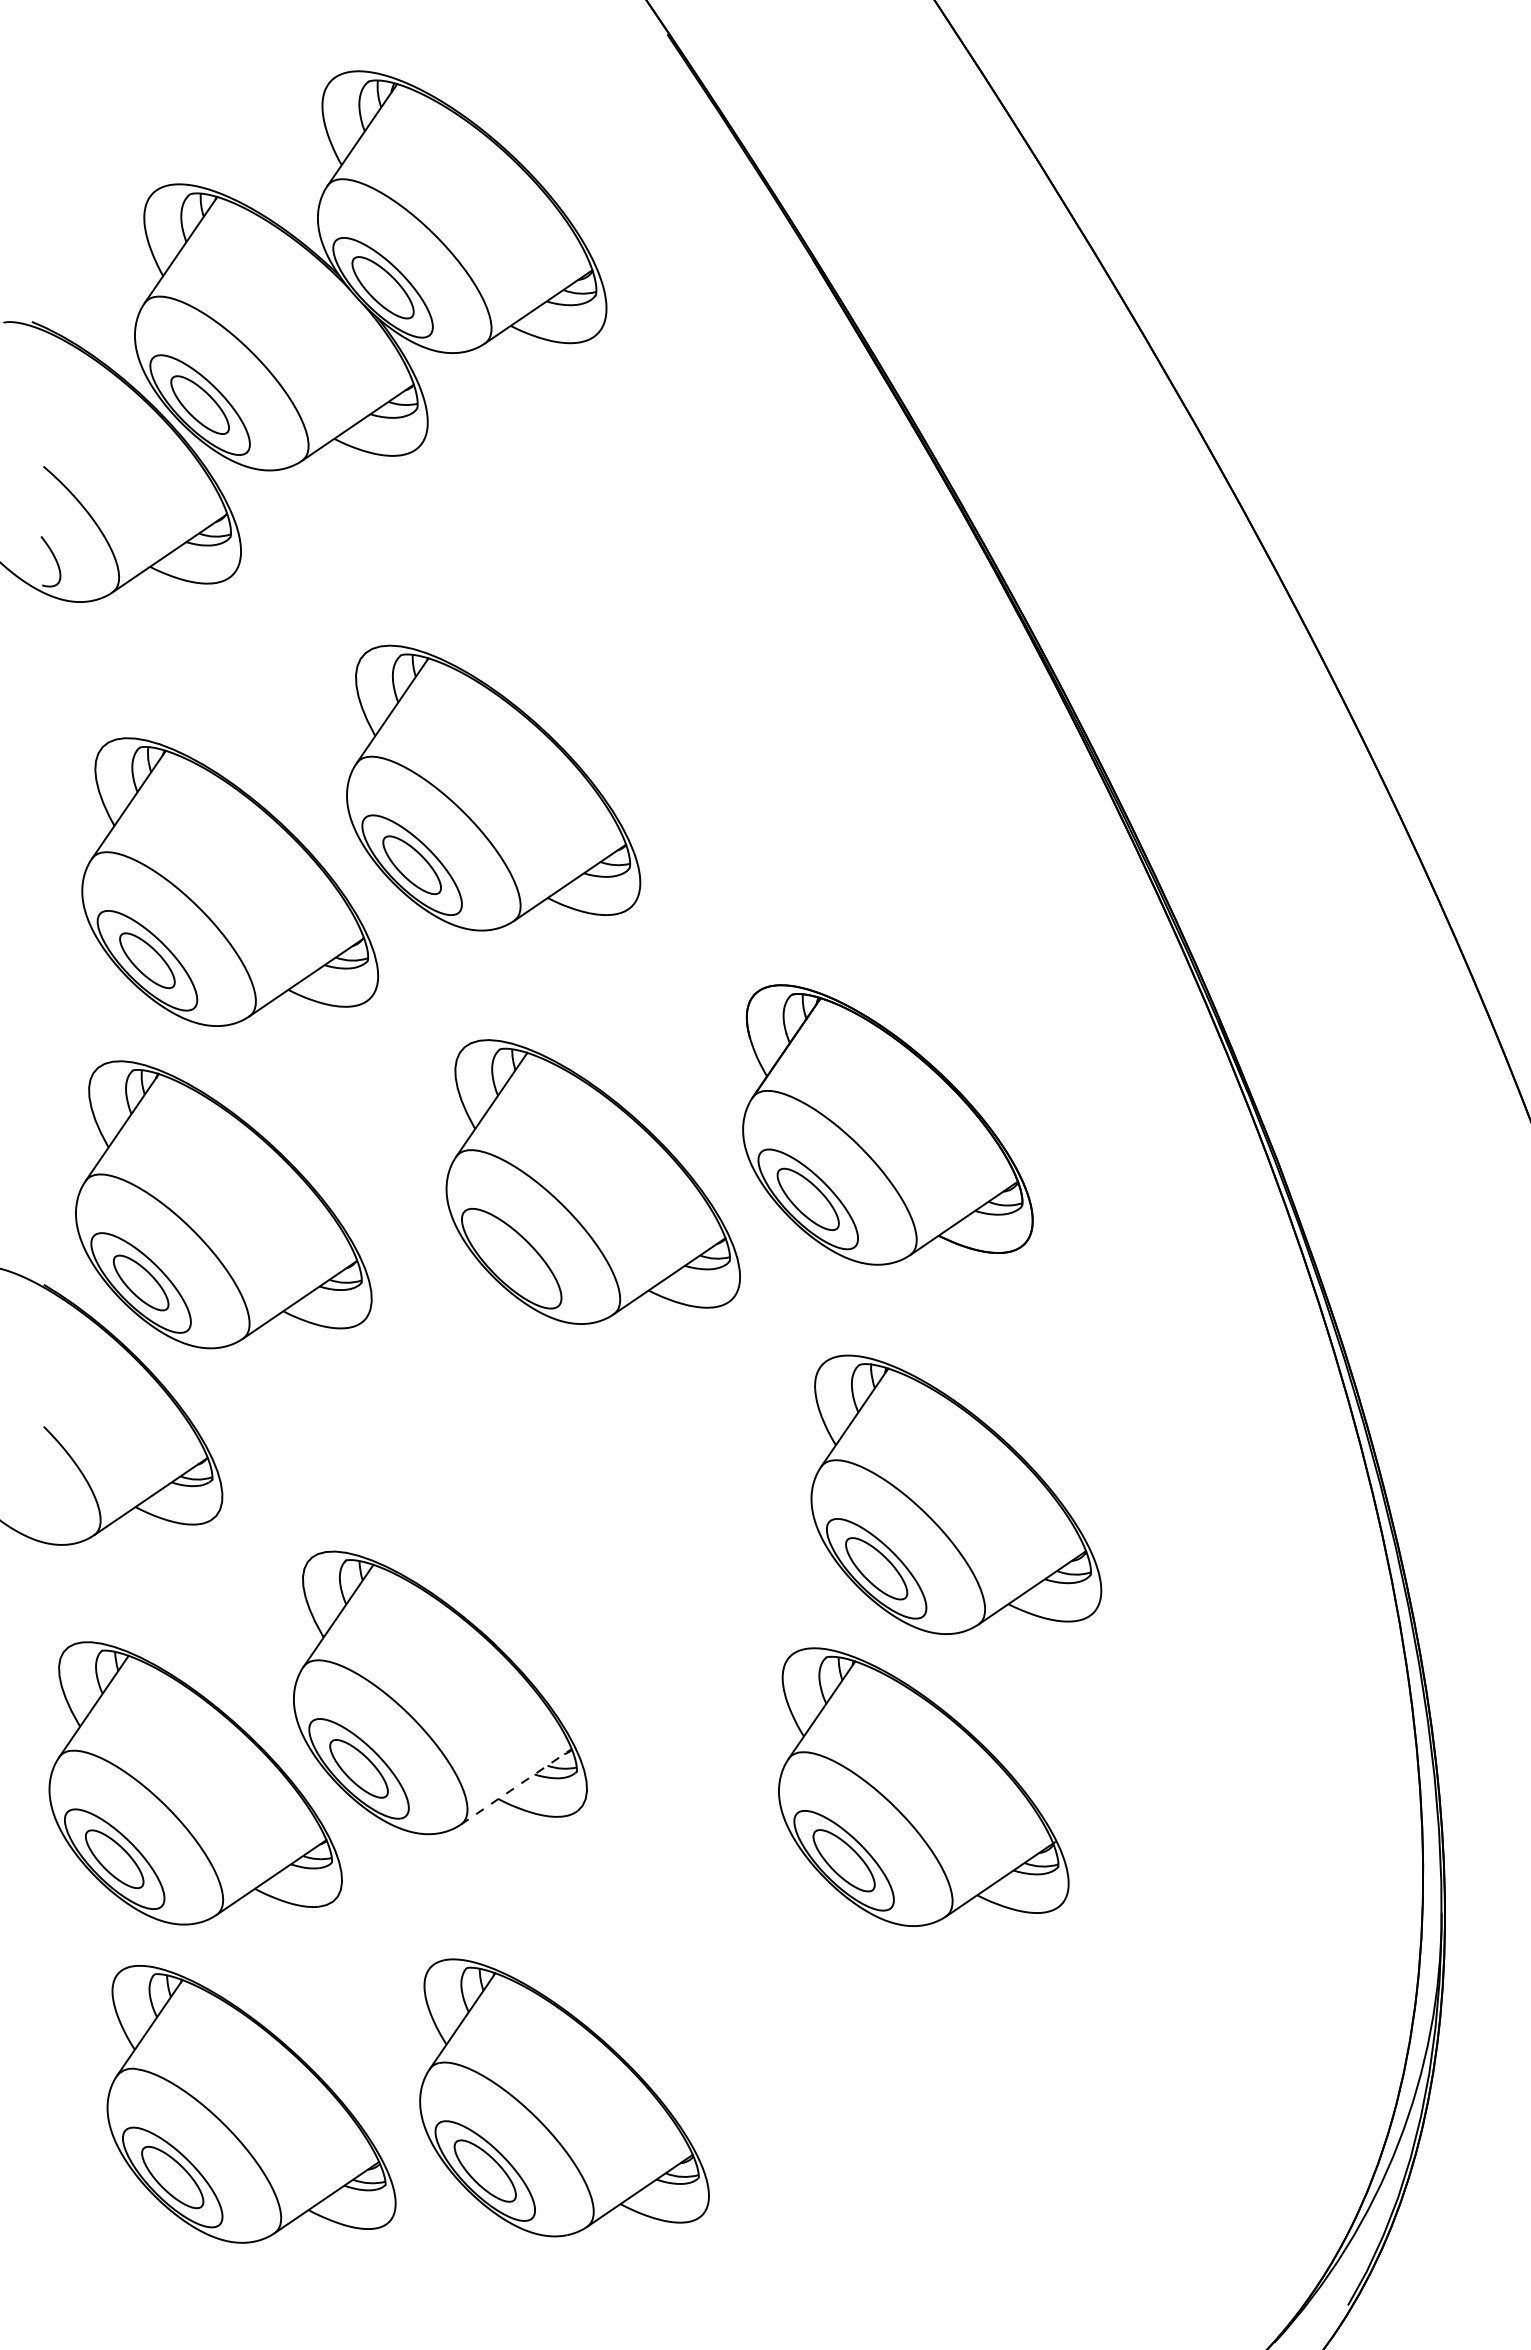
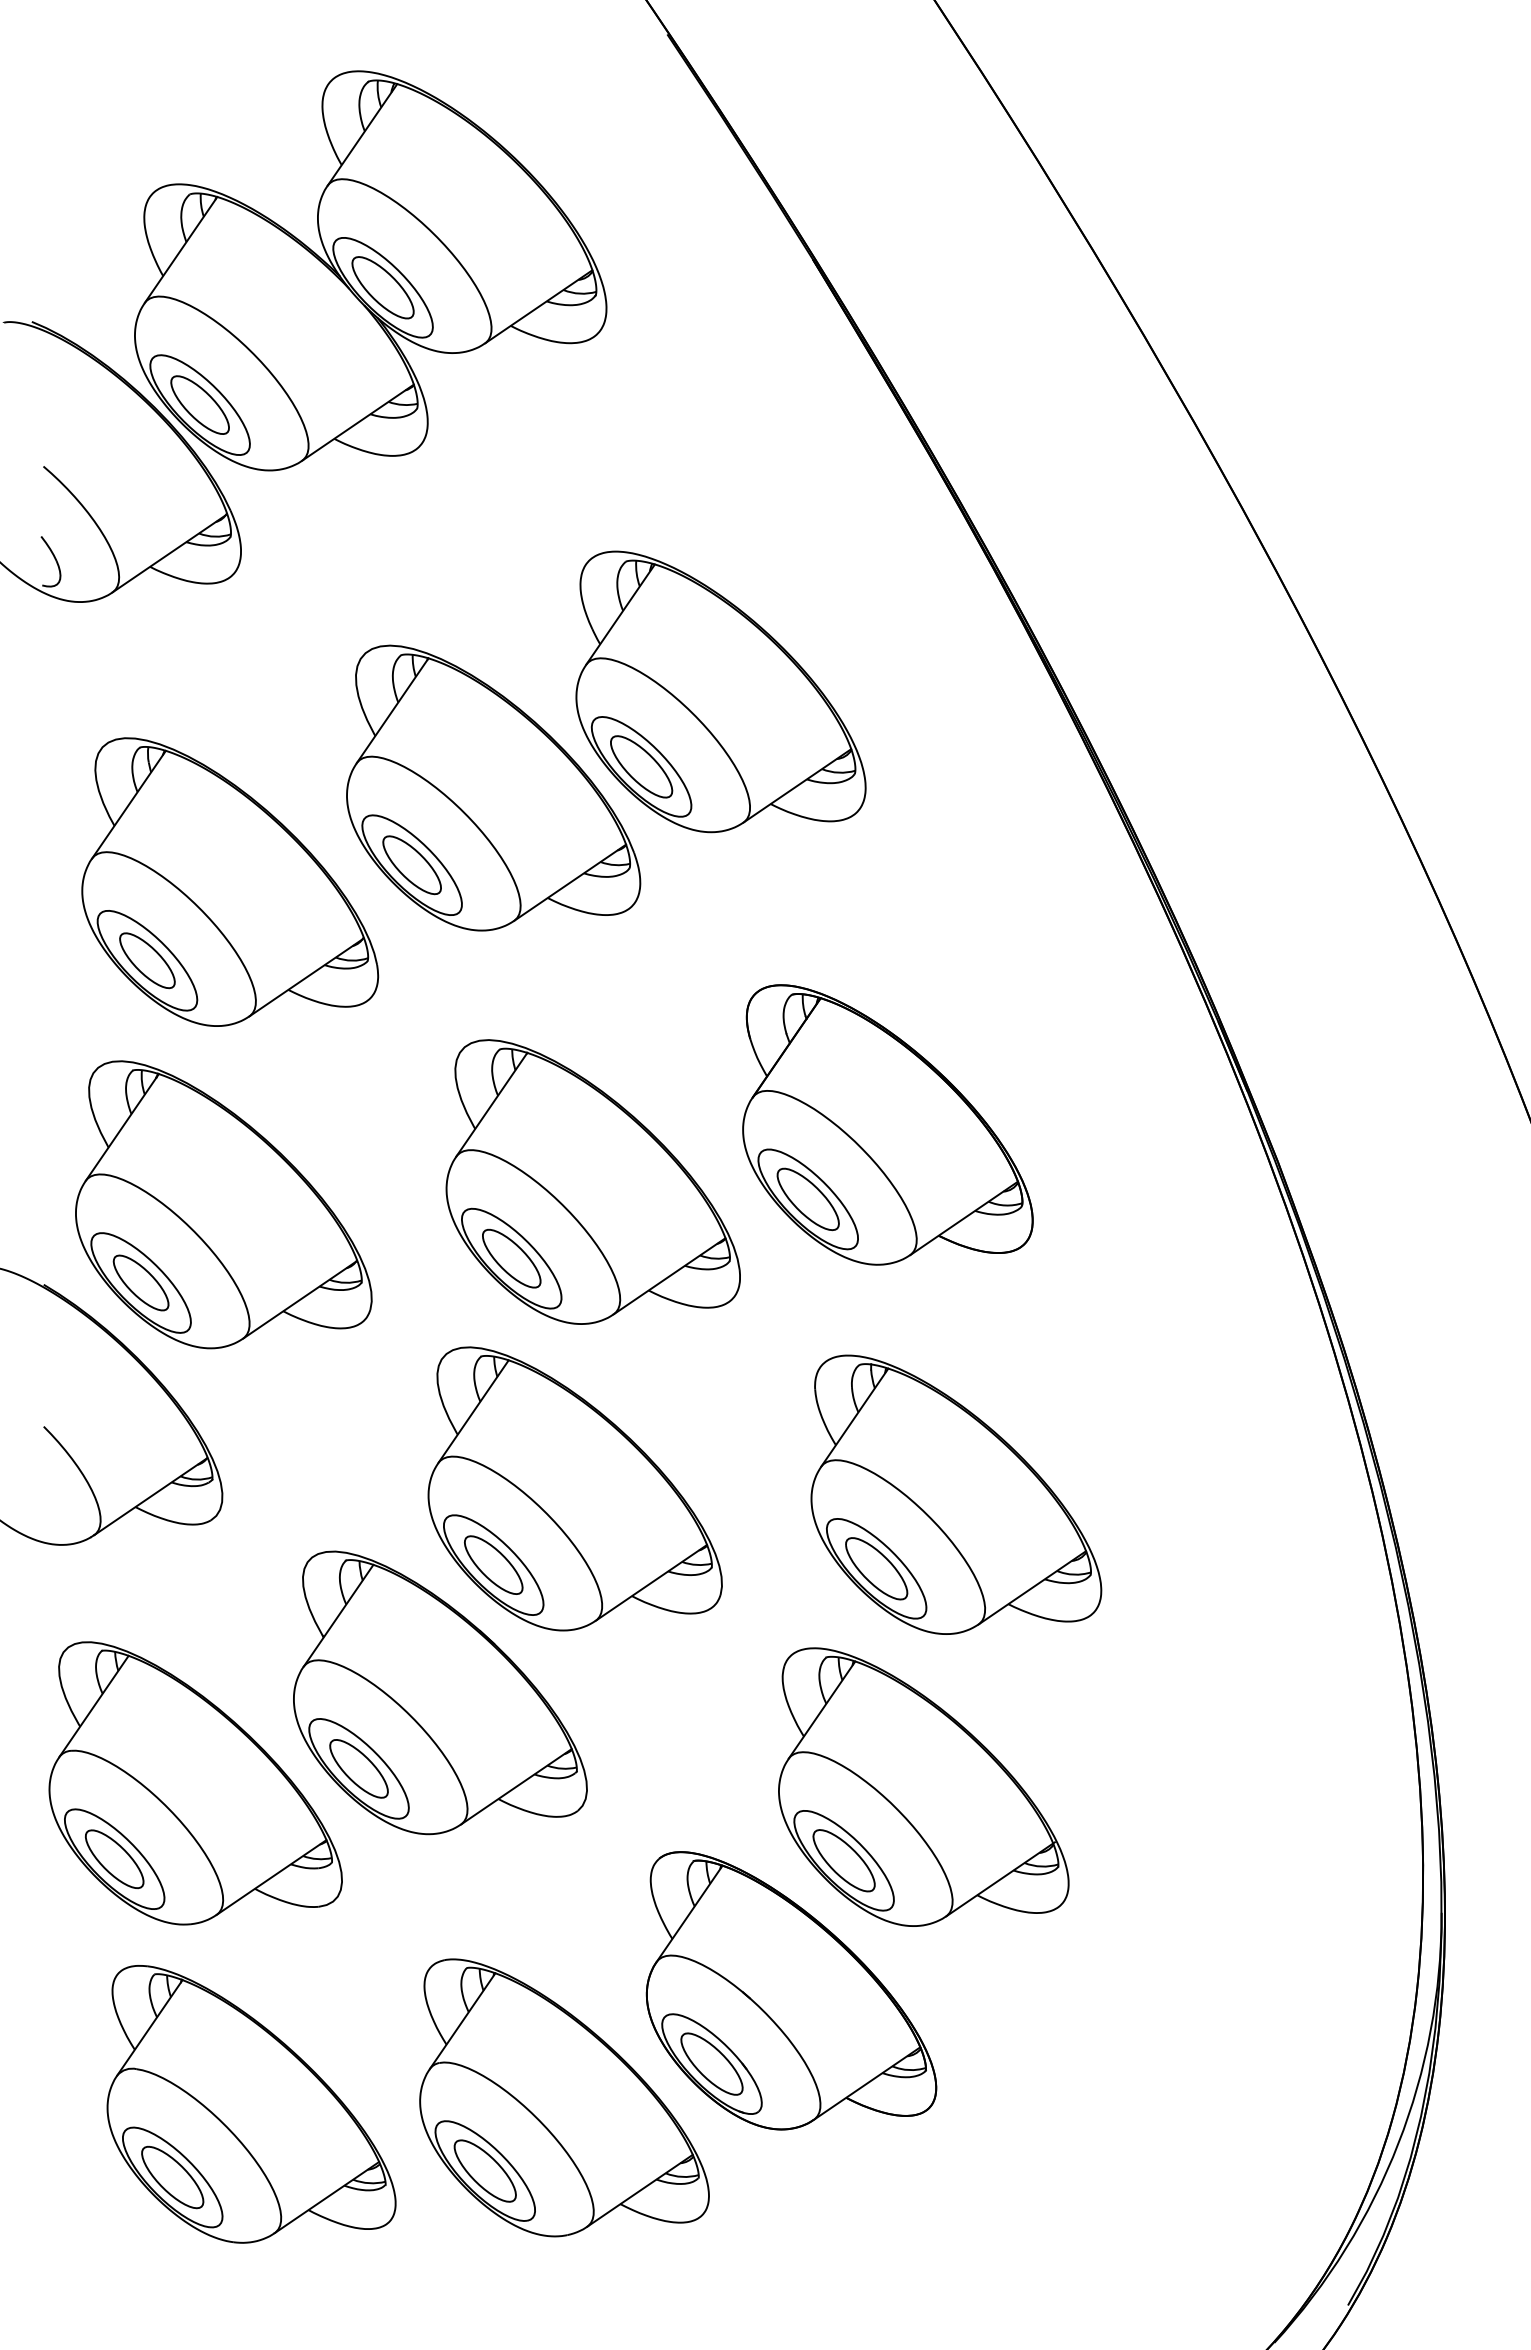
part: none -> present (720, 691)
part: none -> present (511, 1258)
part: none -> present (574, 1488)
line: dashed -> solid (516, 1786)
part: none -> present (791, 1990)
